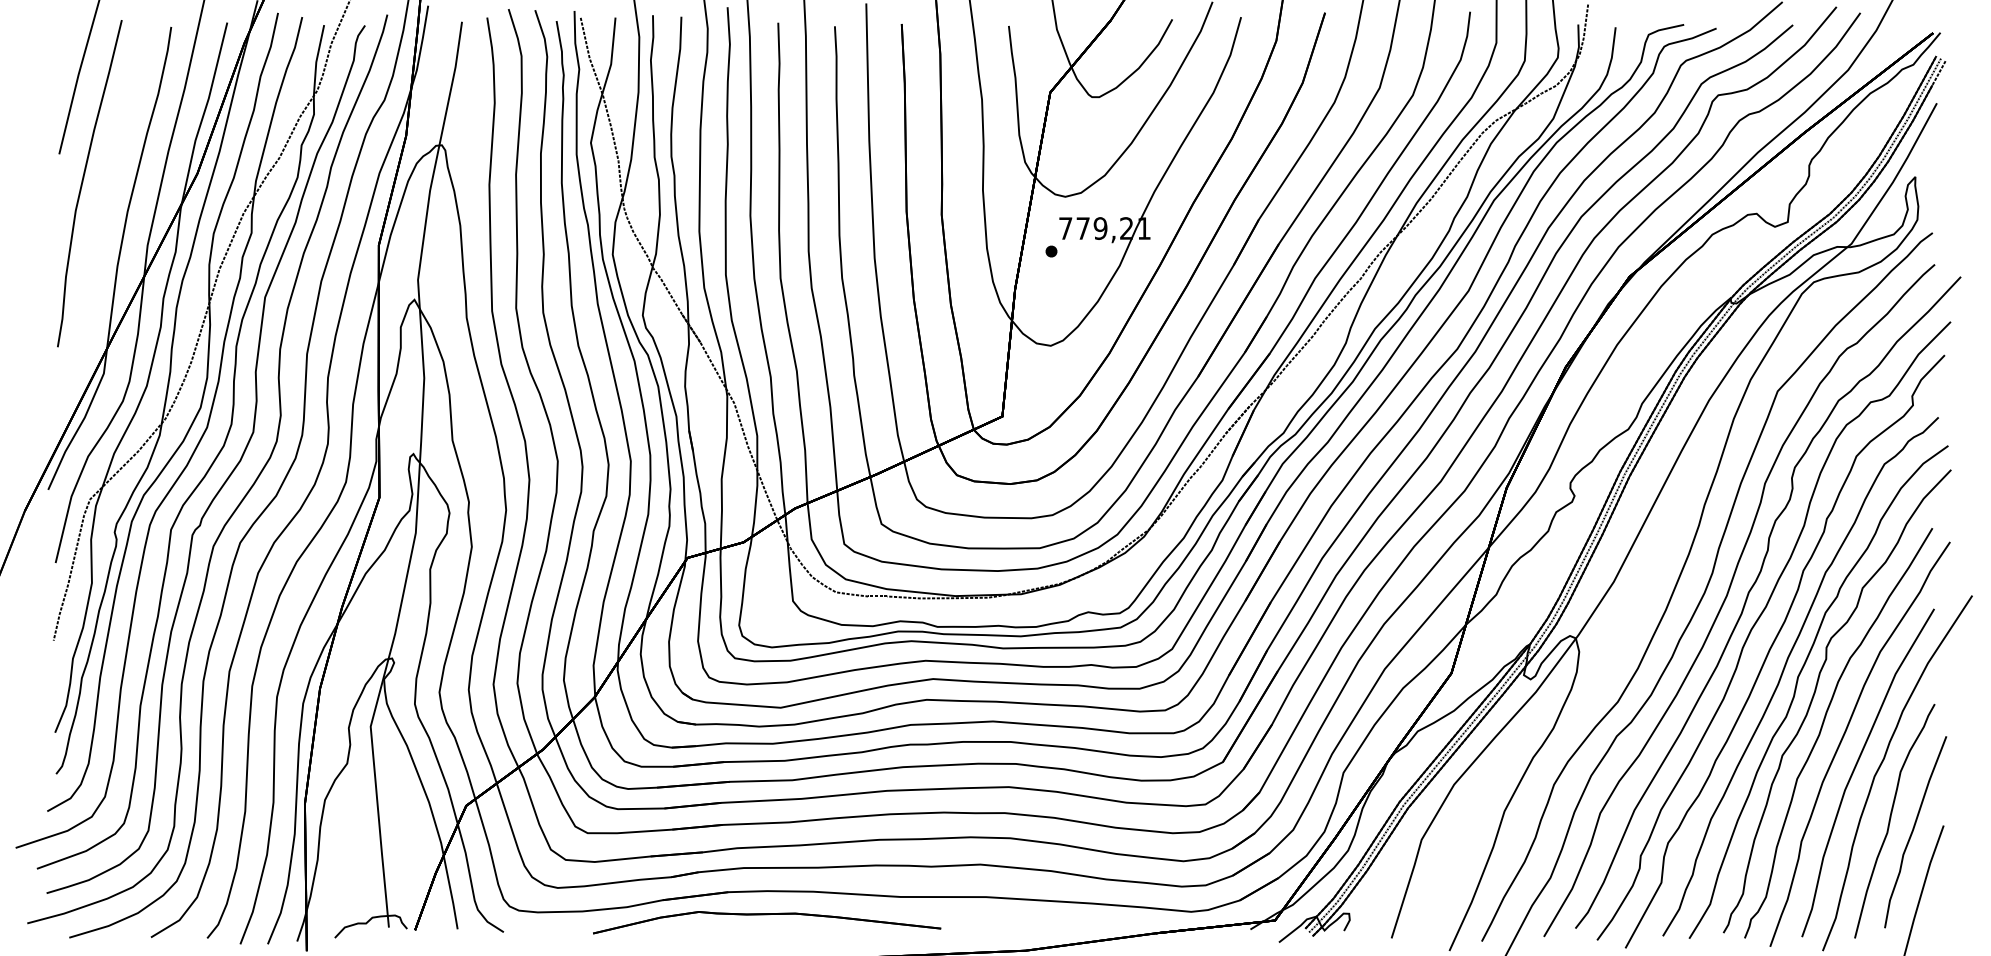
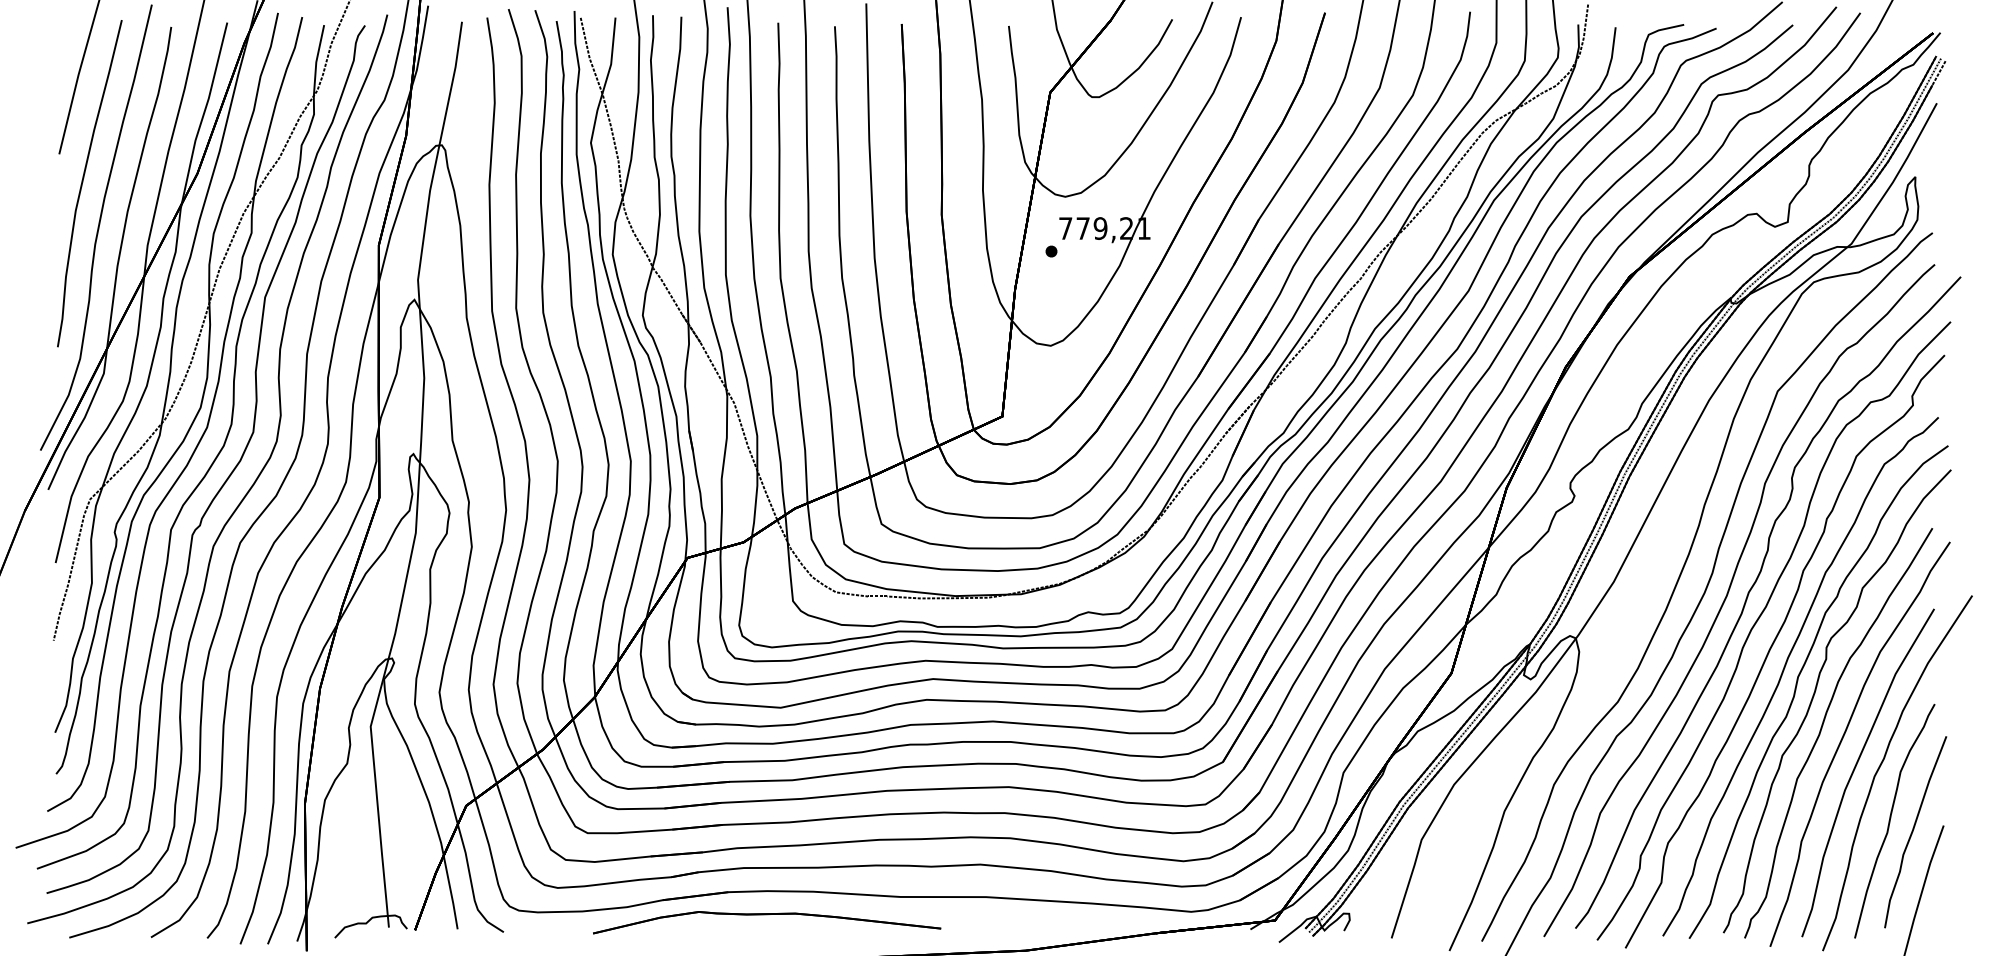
curve: none -> present (97, 227)
